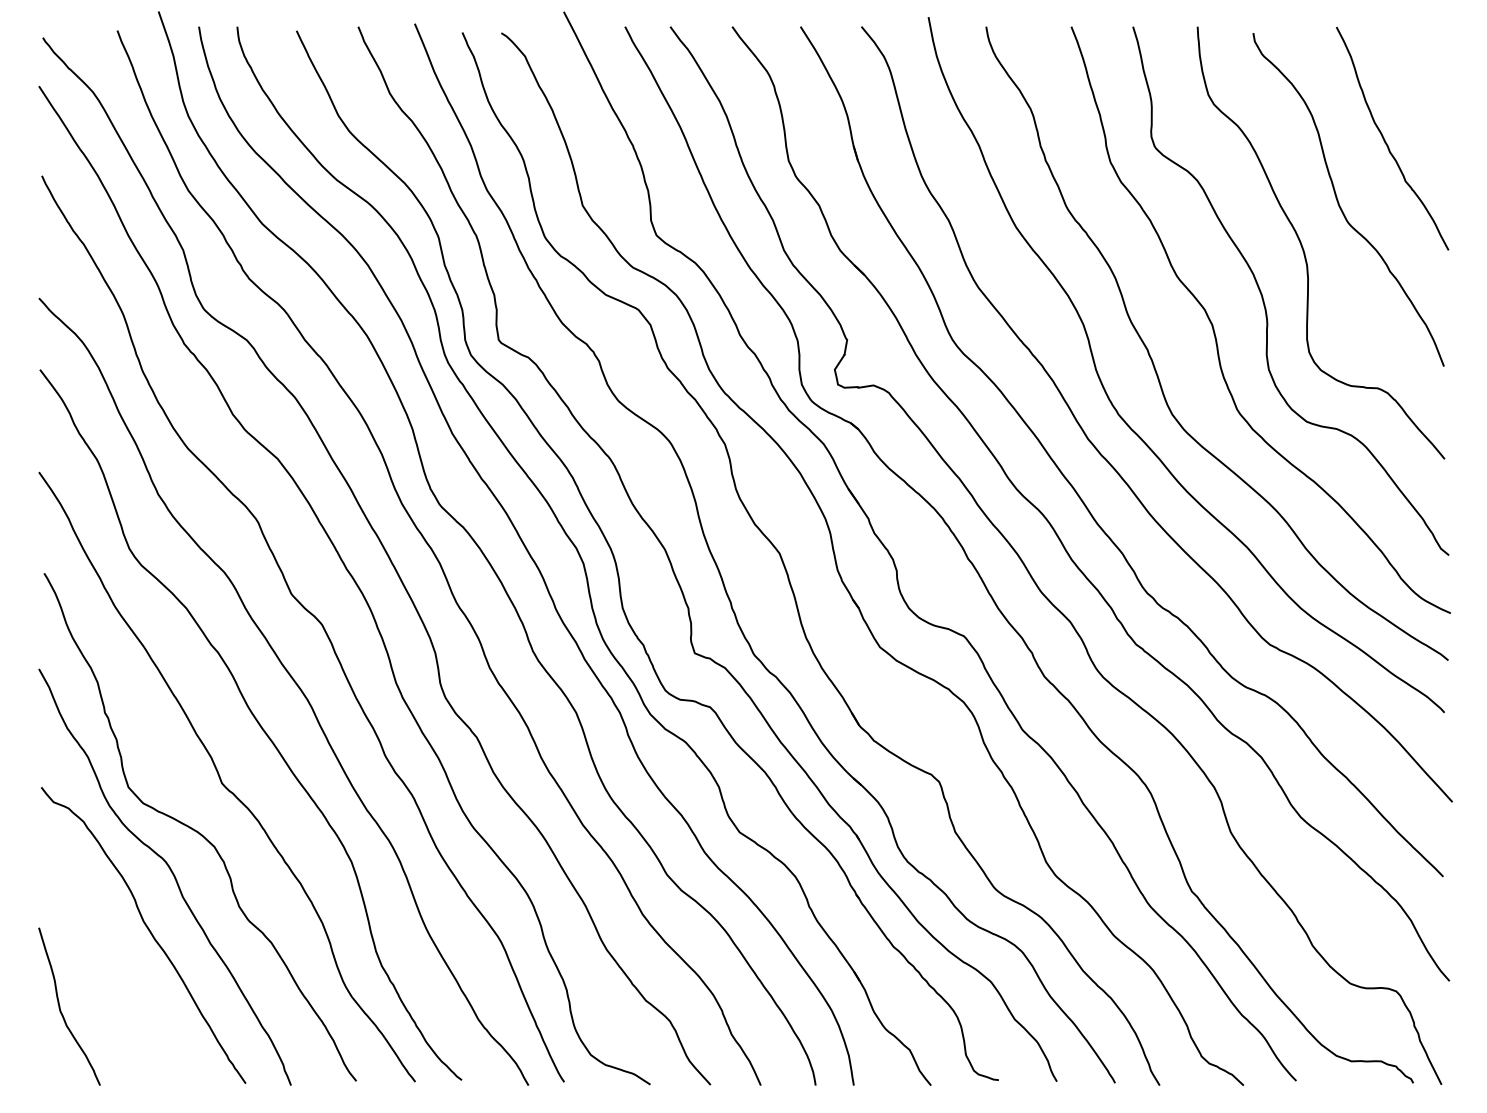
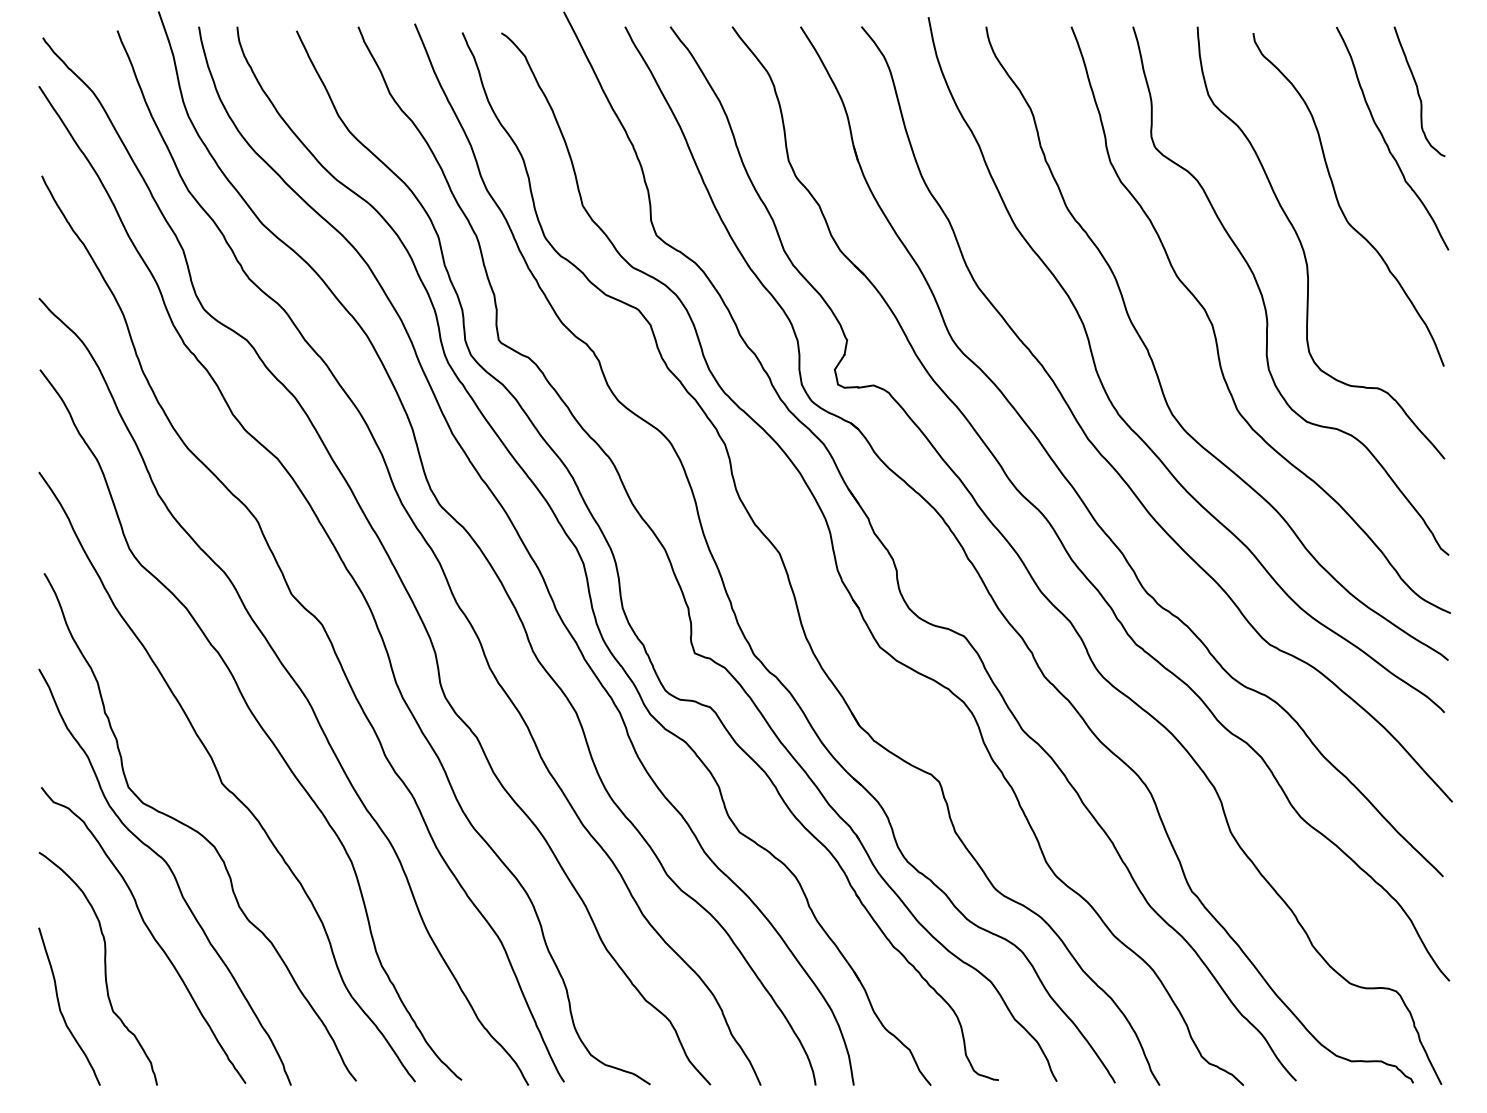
curve: none -> present (1418, 91)
curve: none -> present (104, 968)
